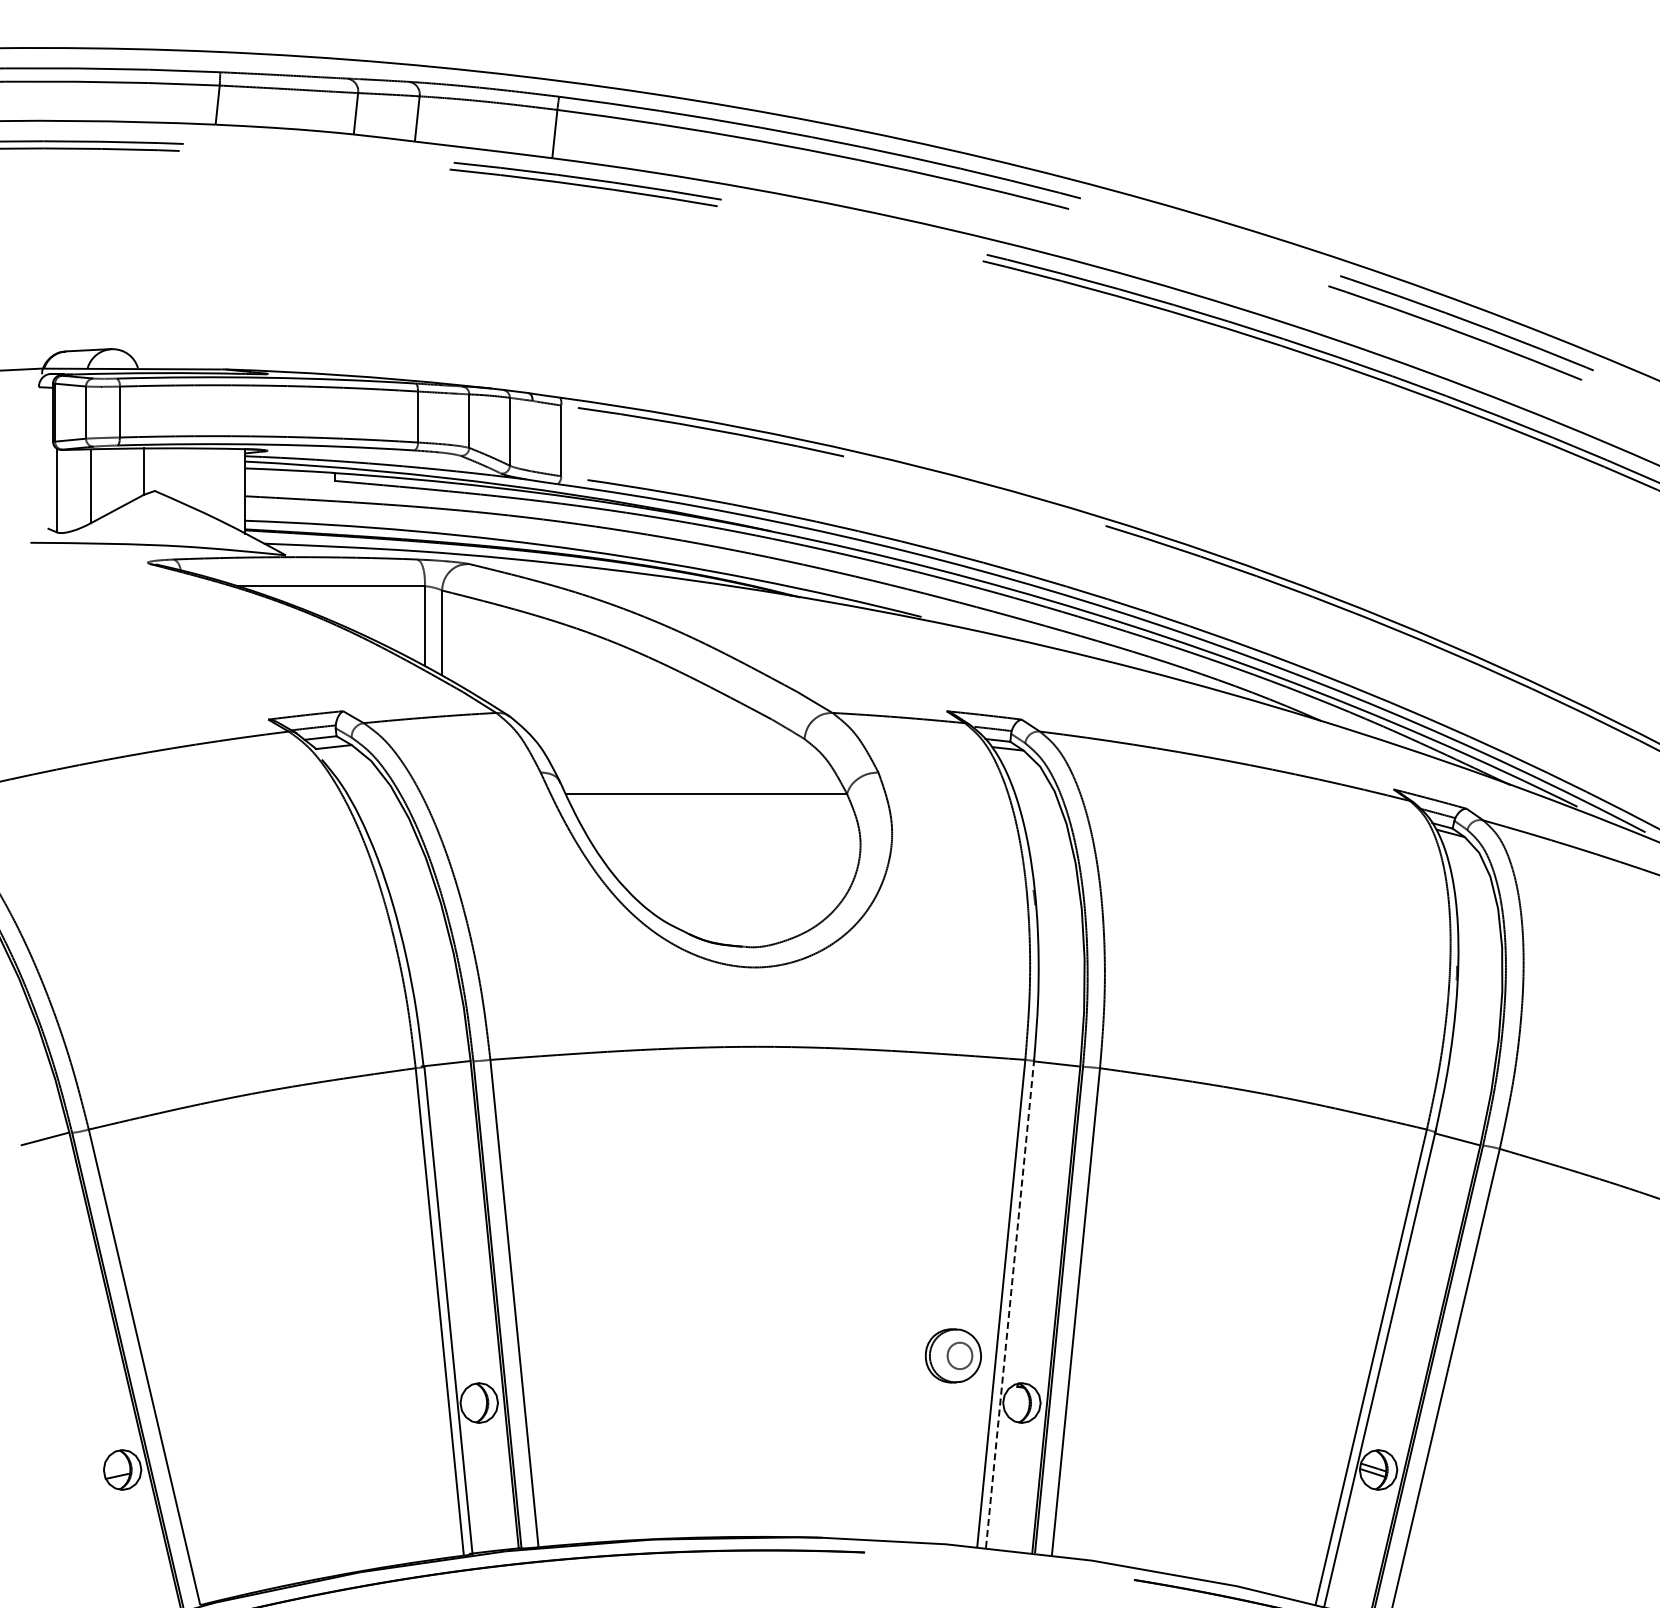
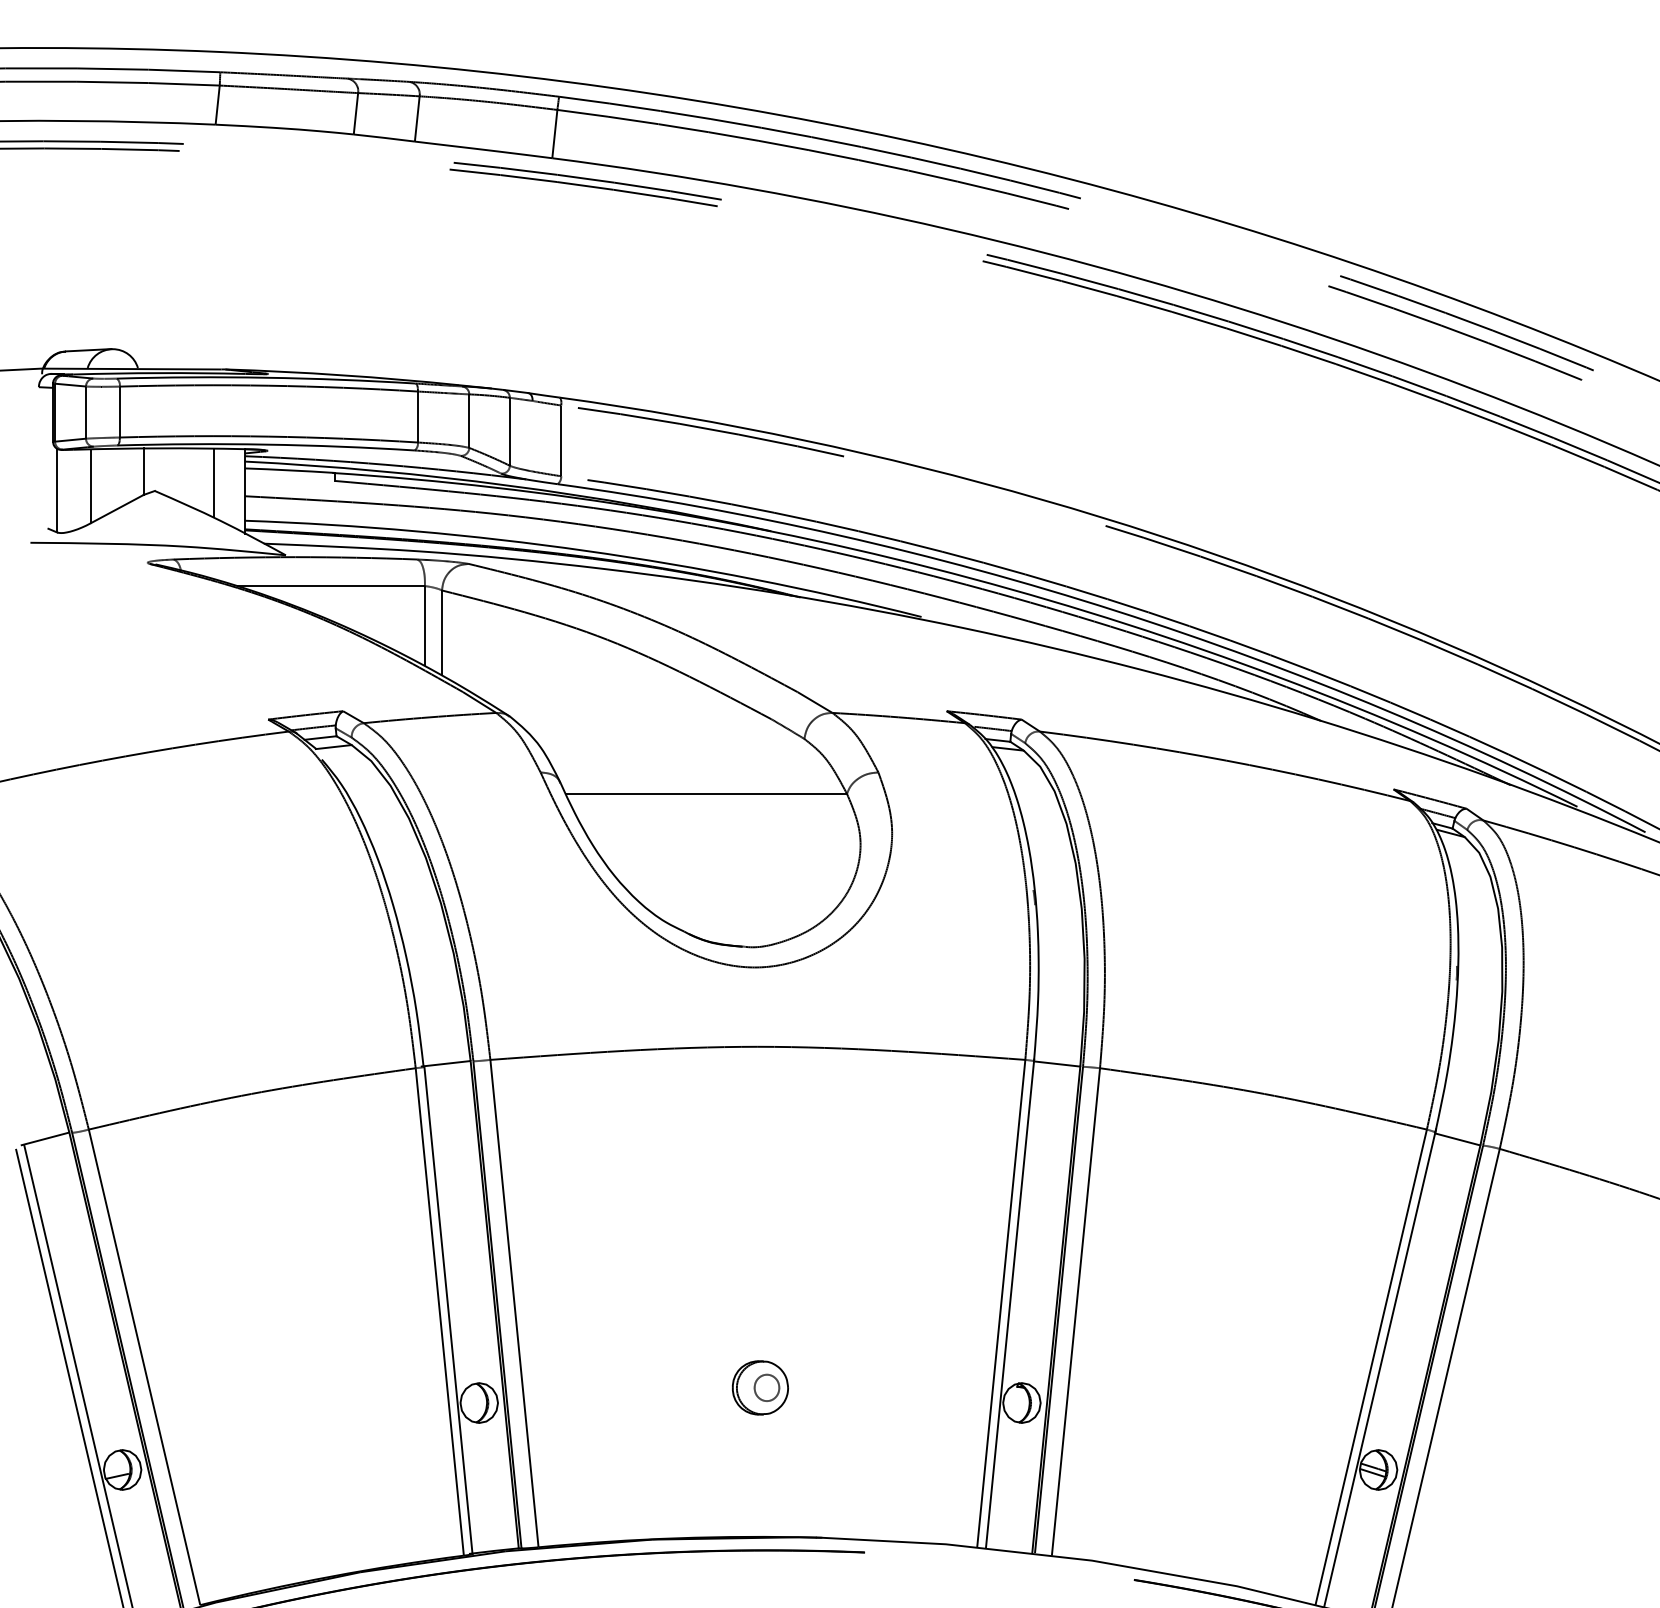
line: none -> present (213, 482)
line: dashed -> solid (1010, 1303)
part position: (953, 1355) -> (760, 1387) (760, 1387)
line: none -> present (77, 1374)
line: none -> present (68, 1376)
